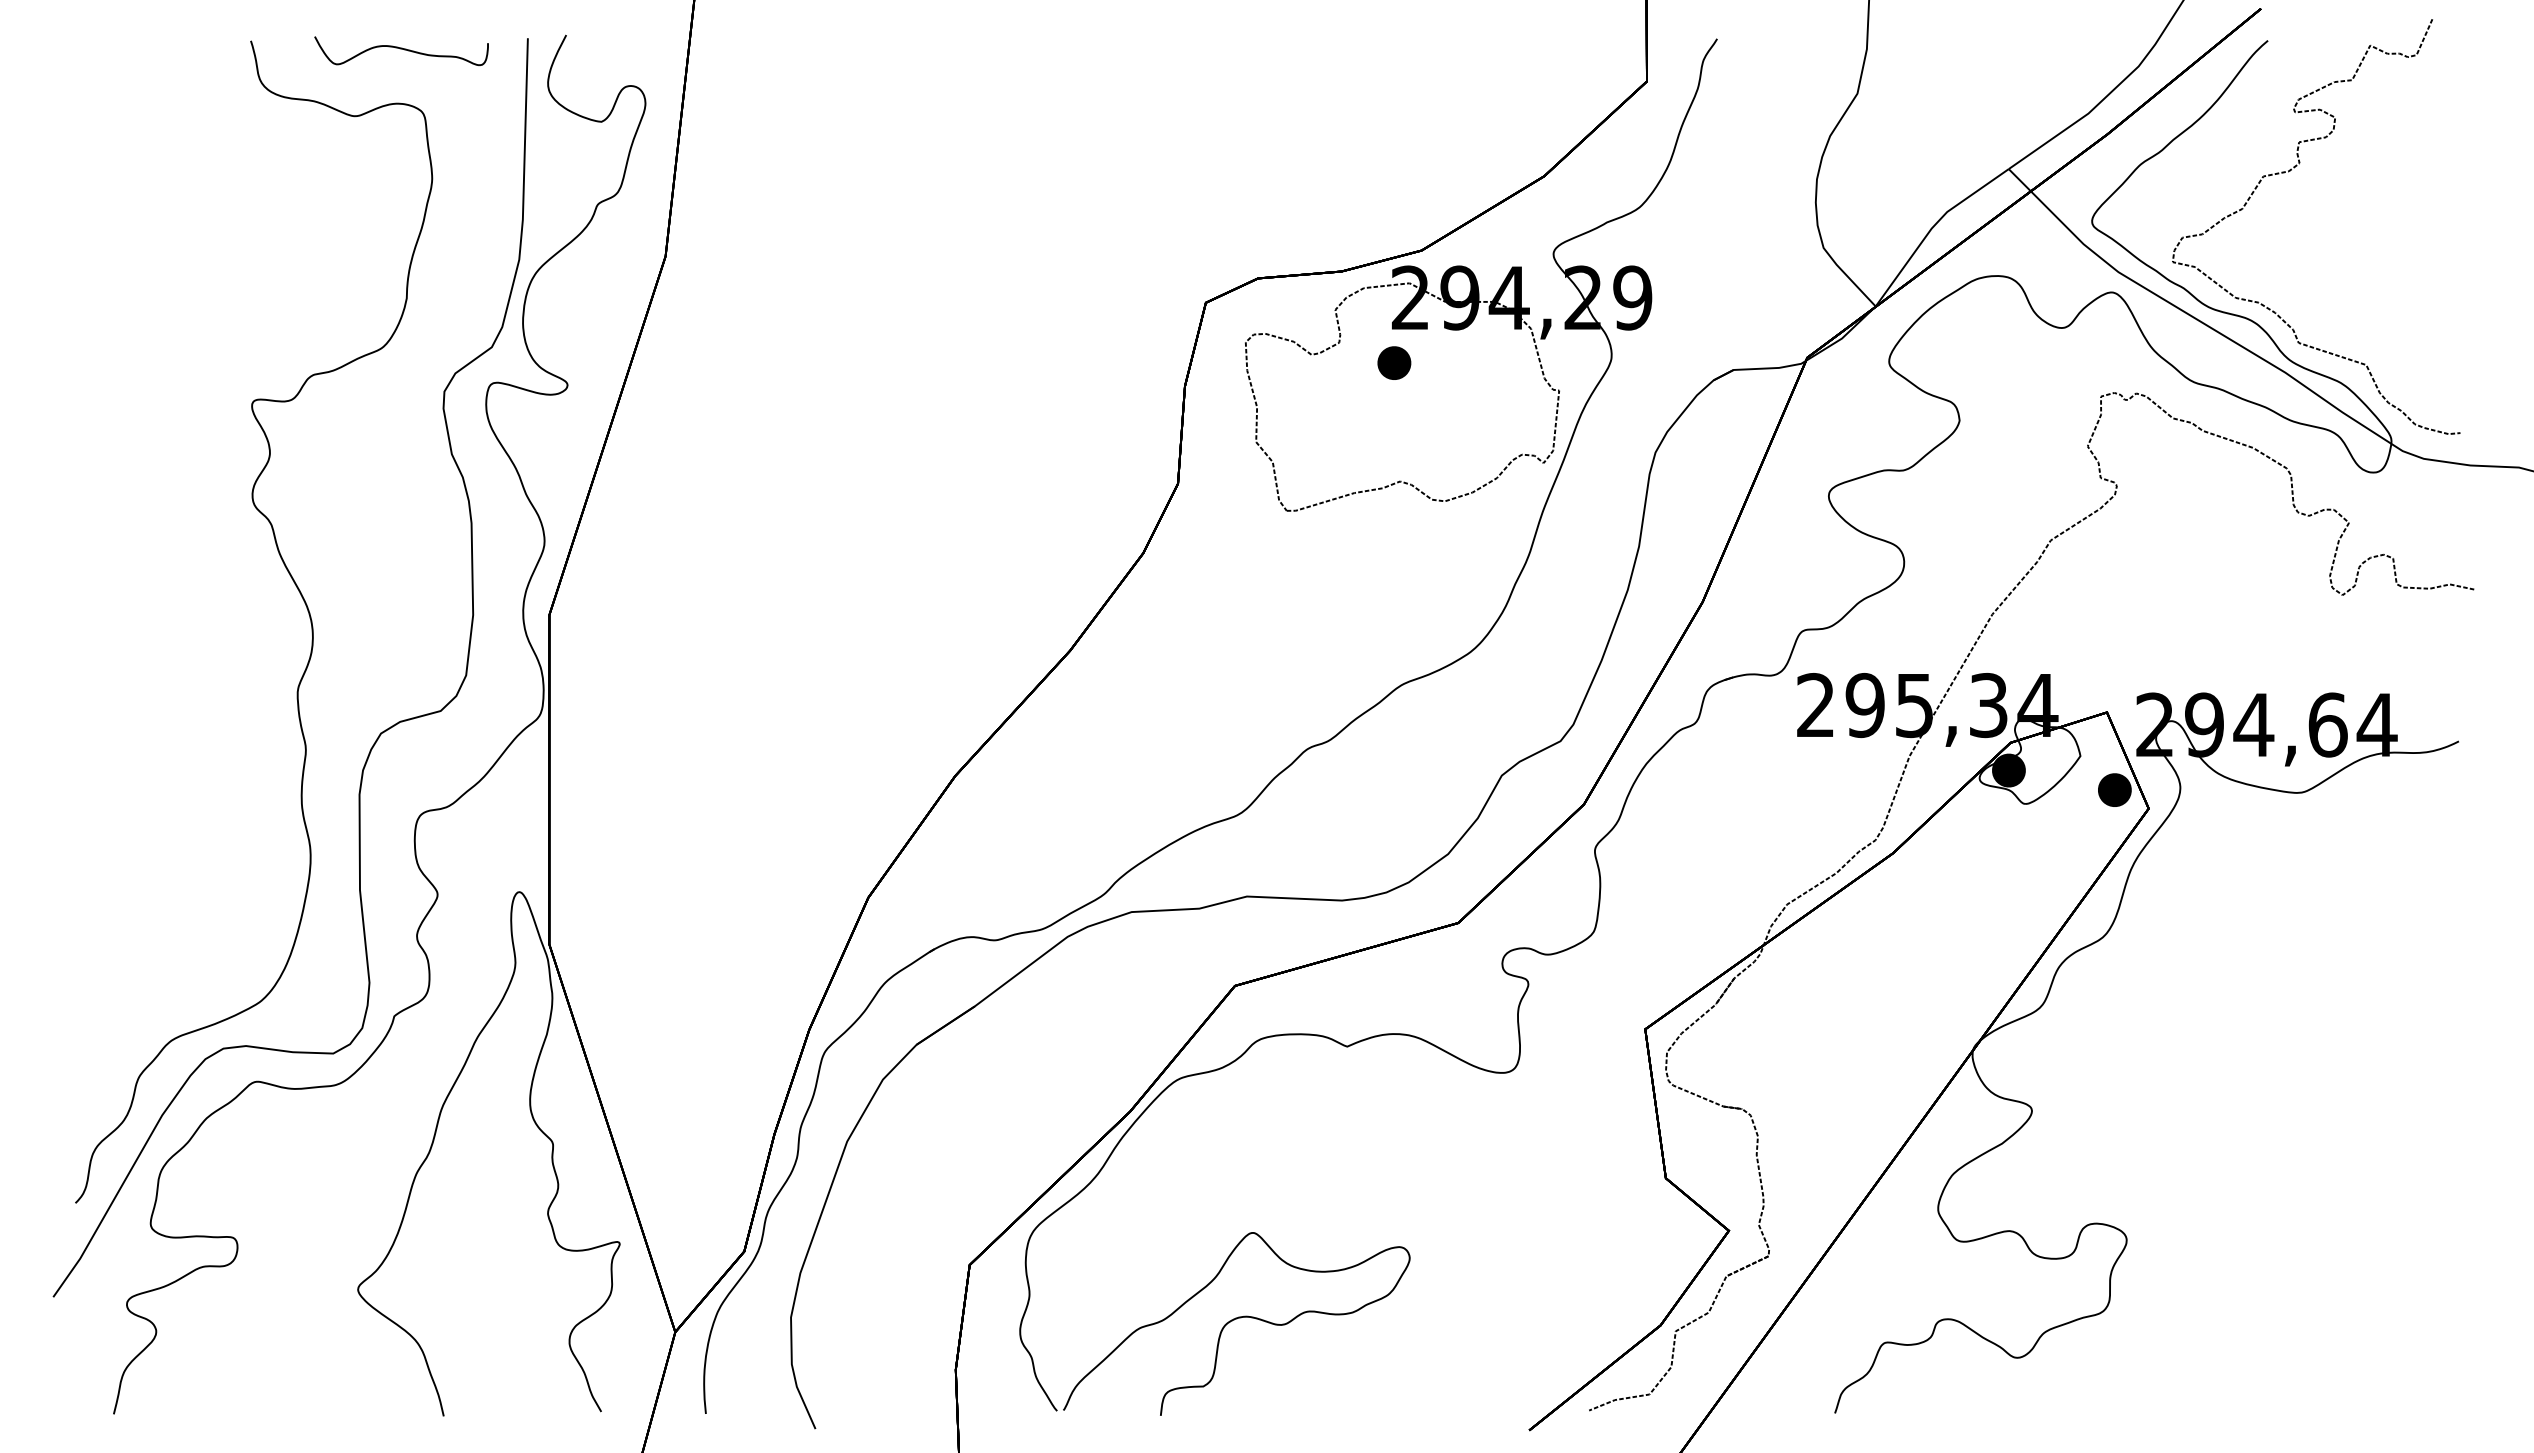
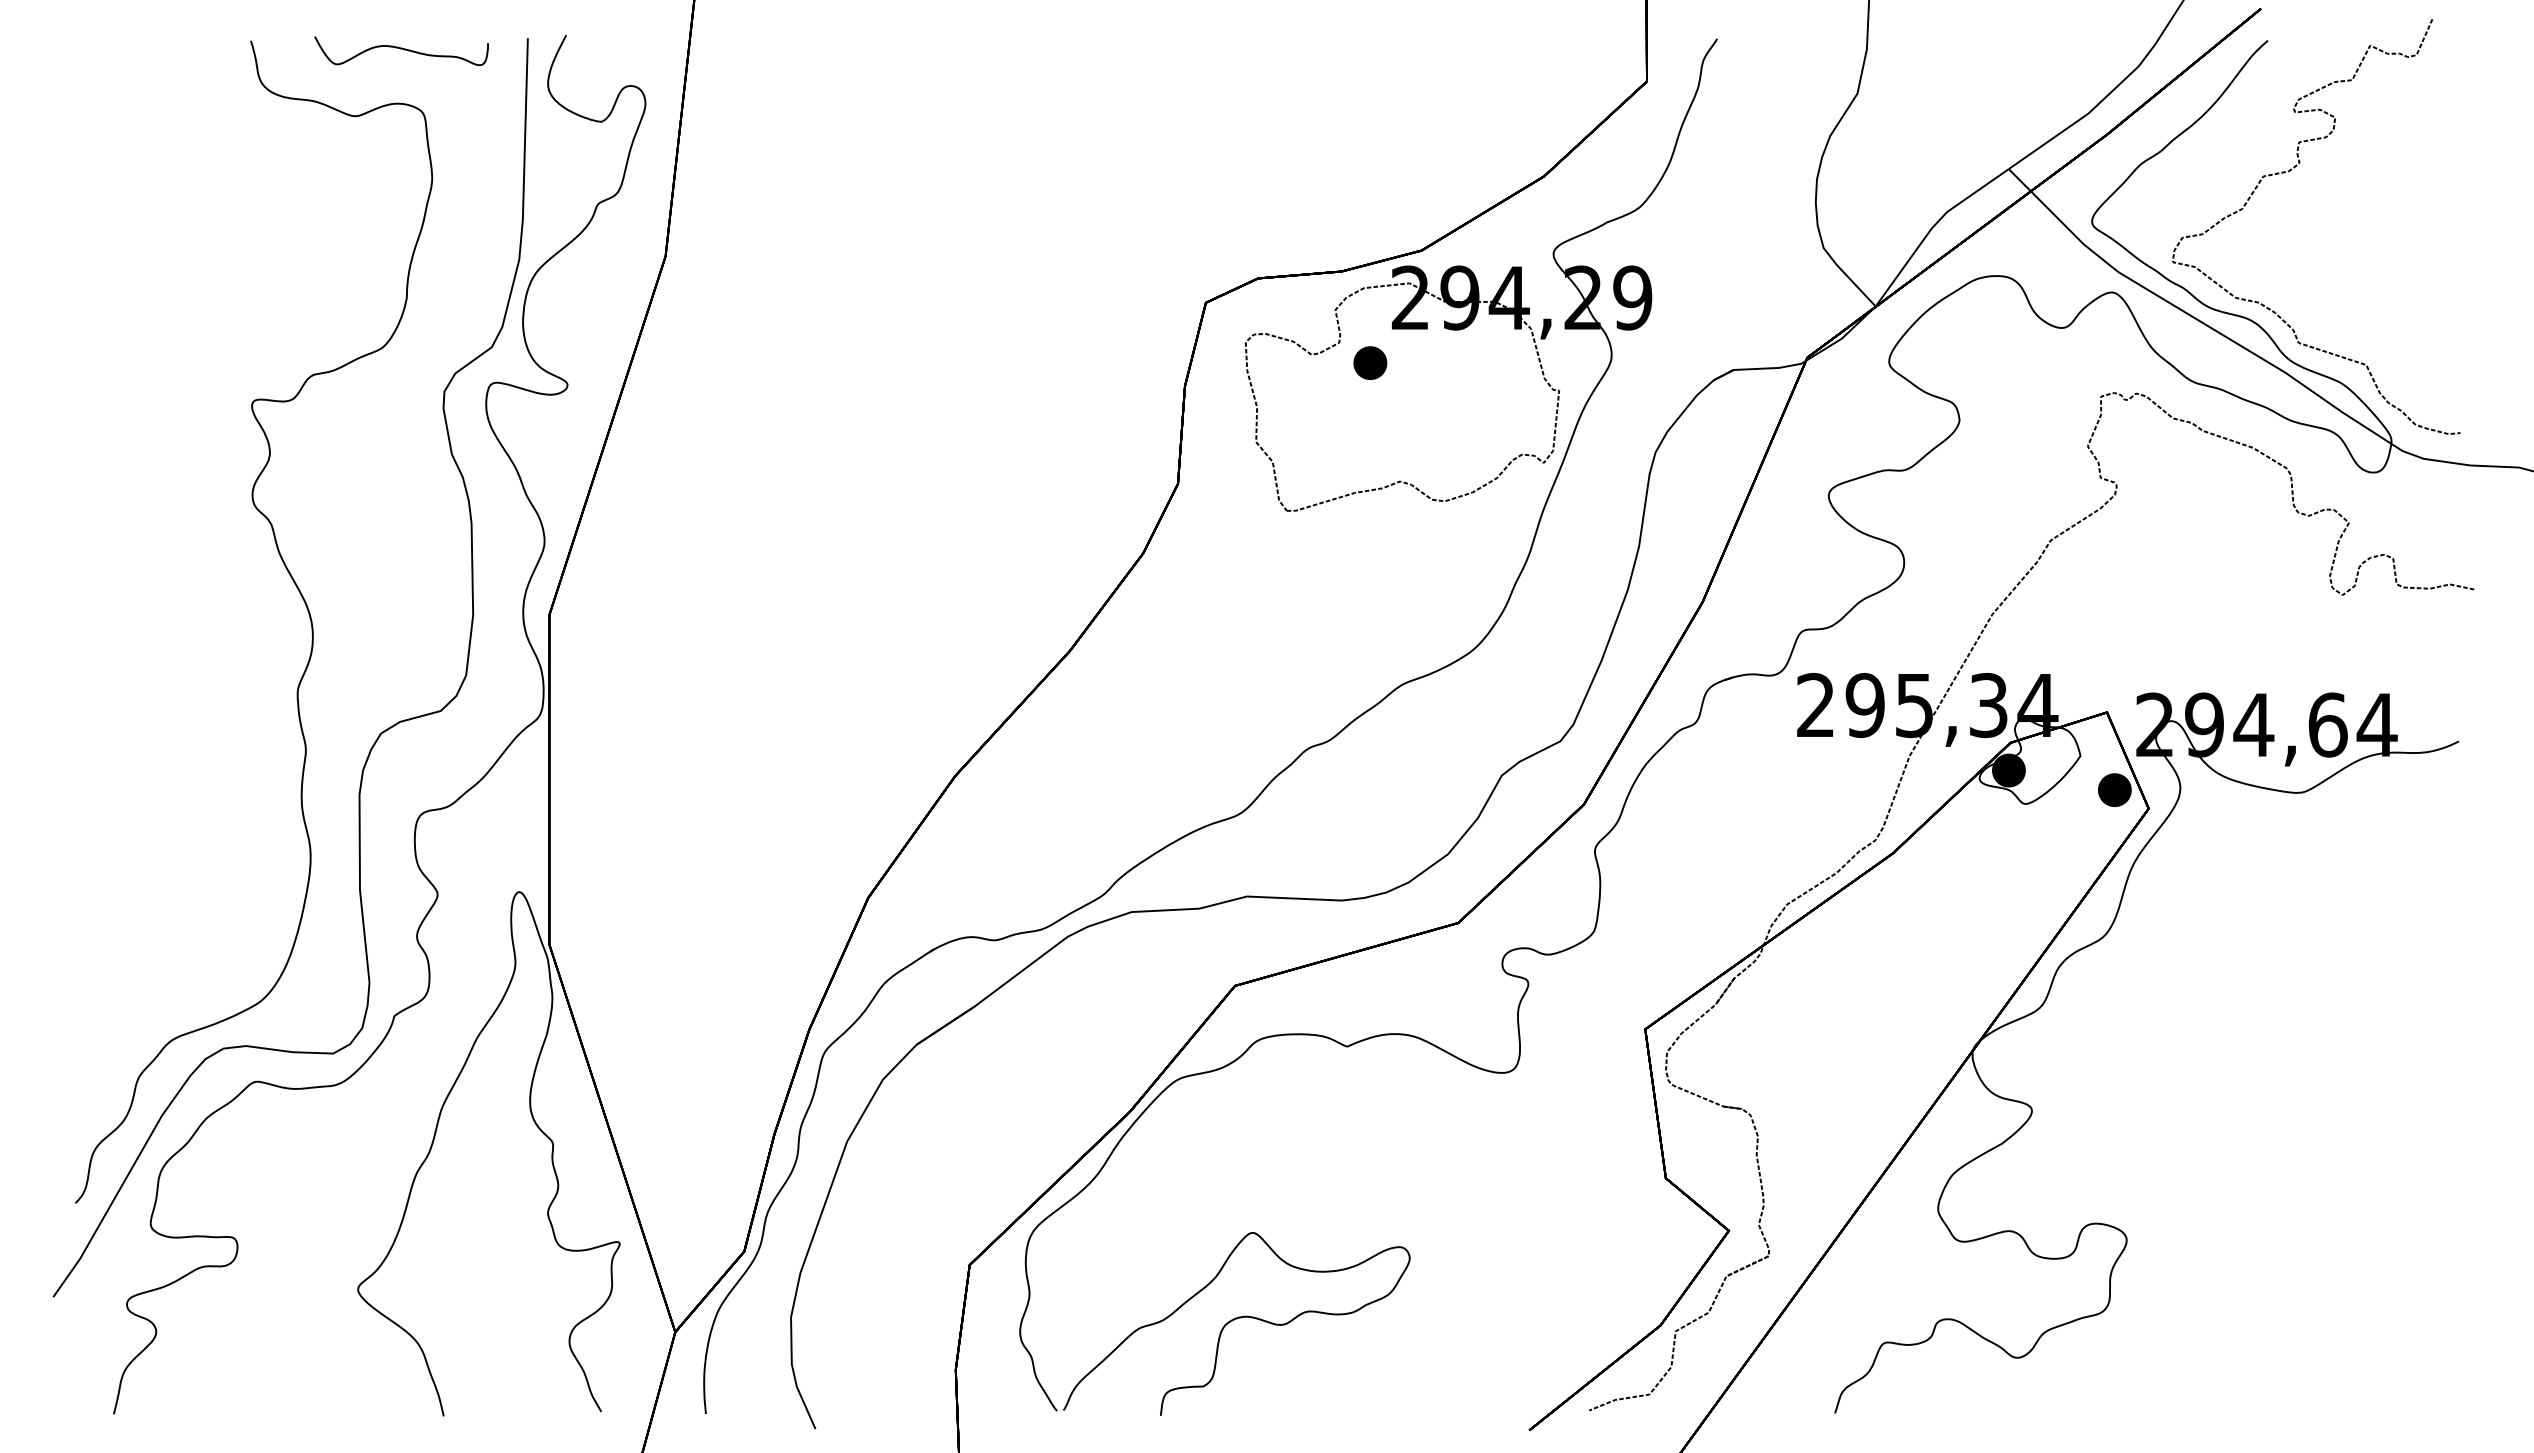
part position: (1394, 362) -> (1370, 362) (1370, 362)
